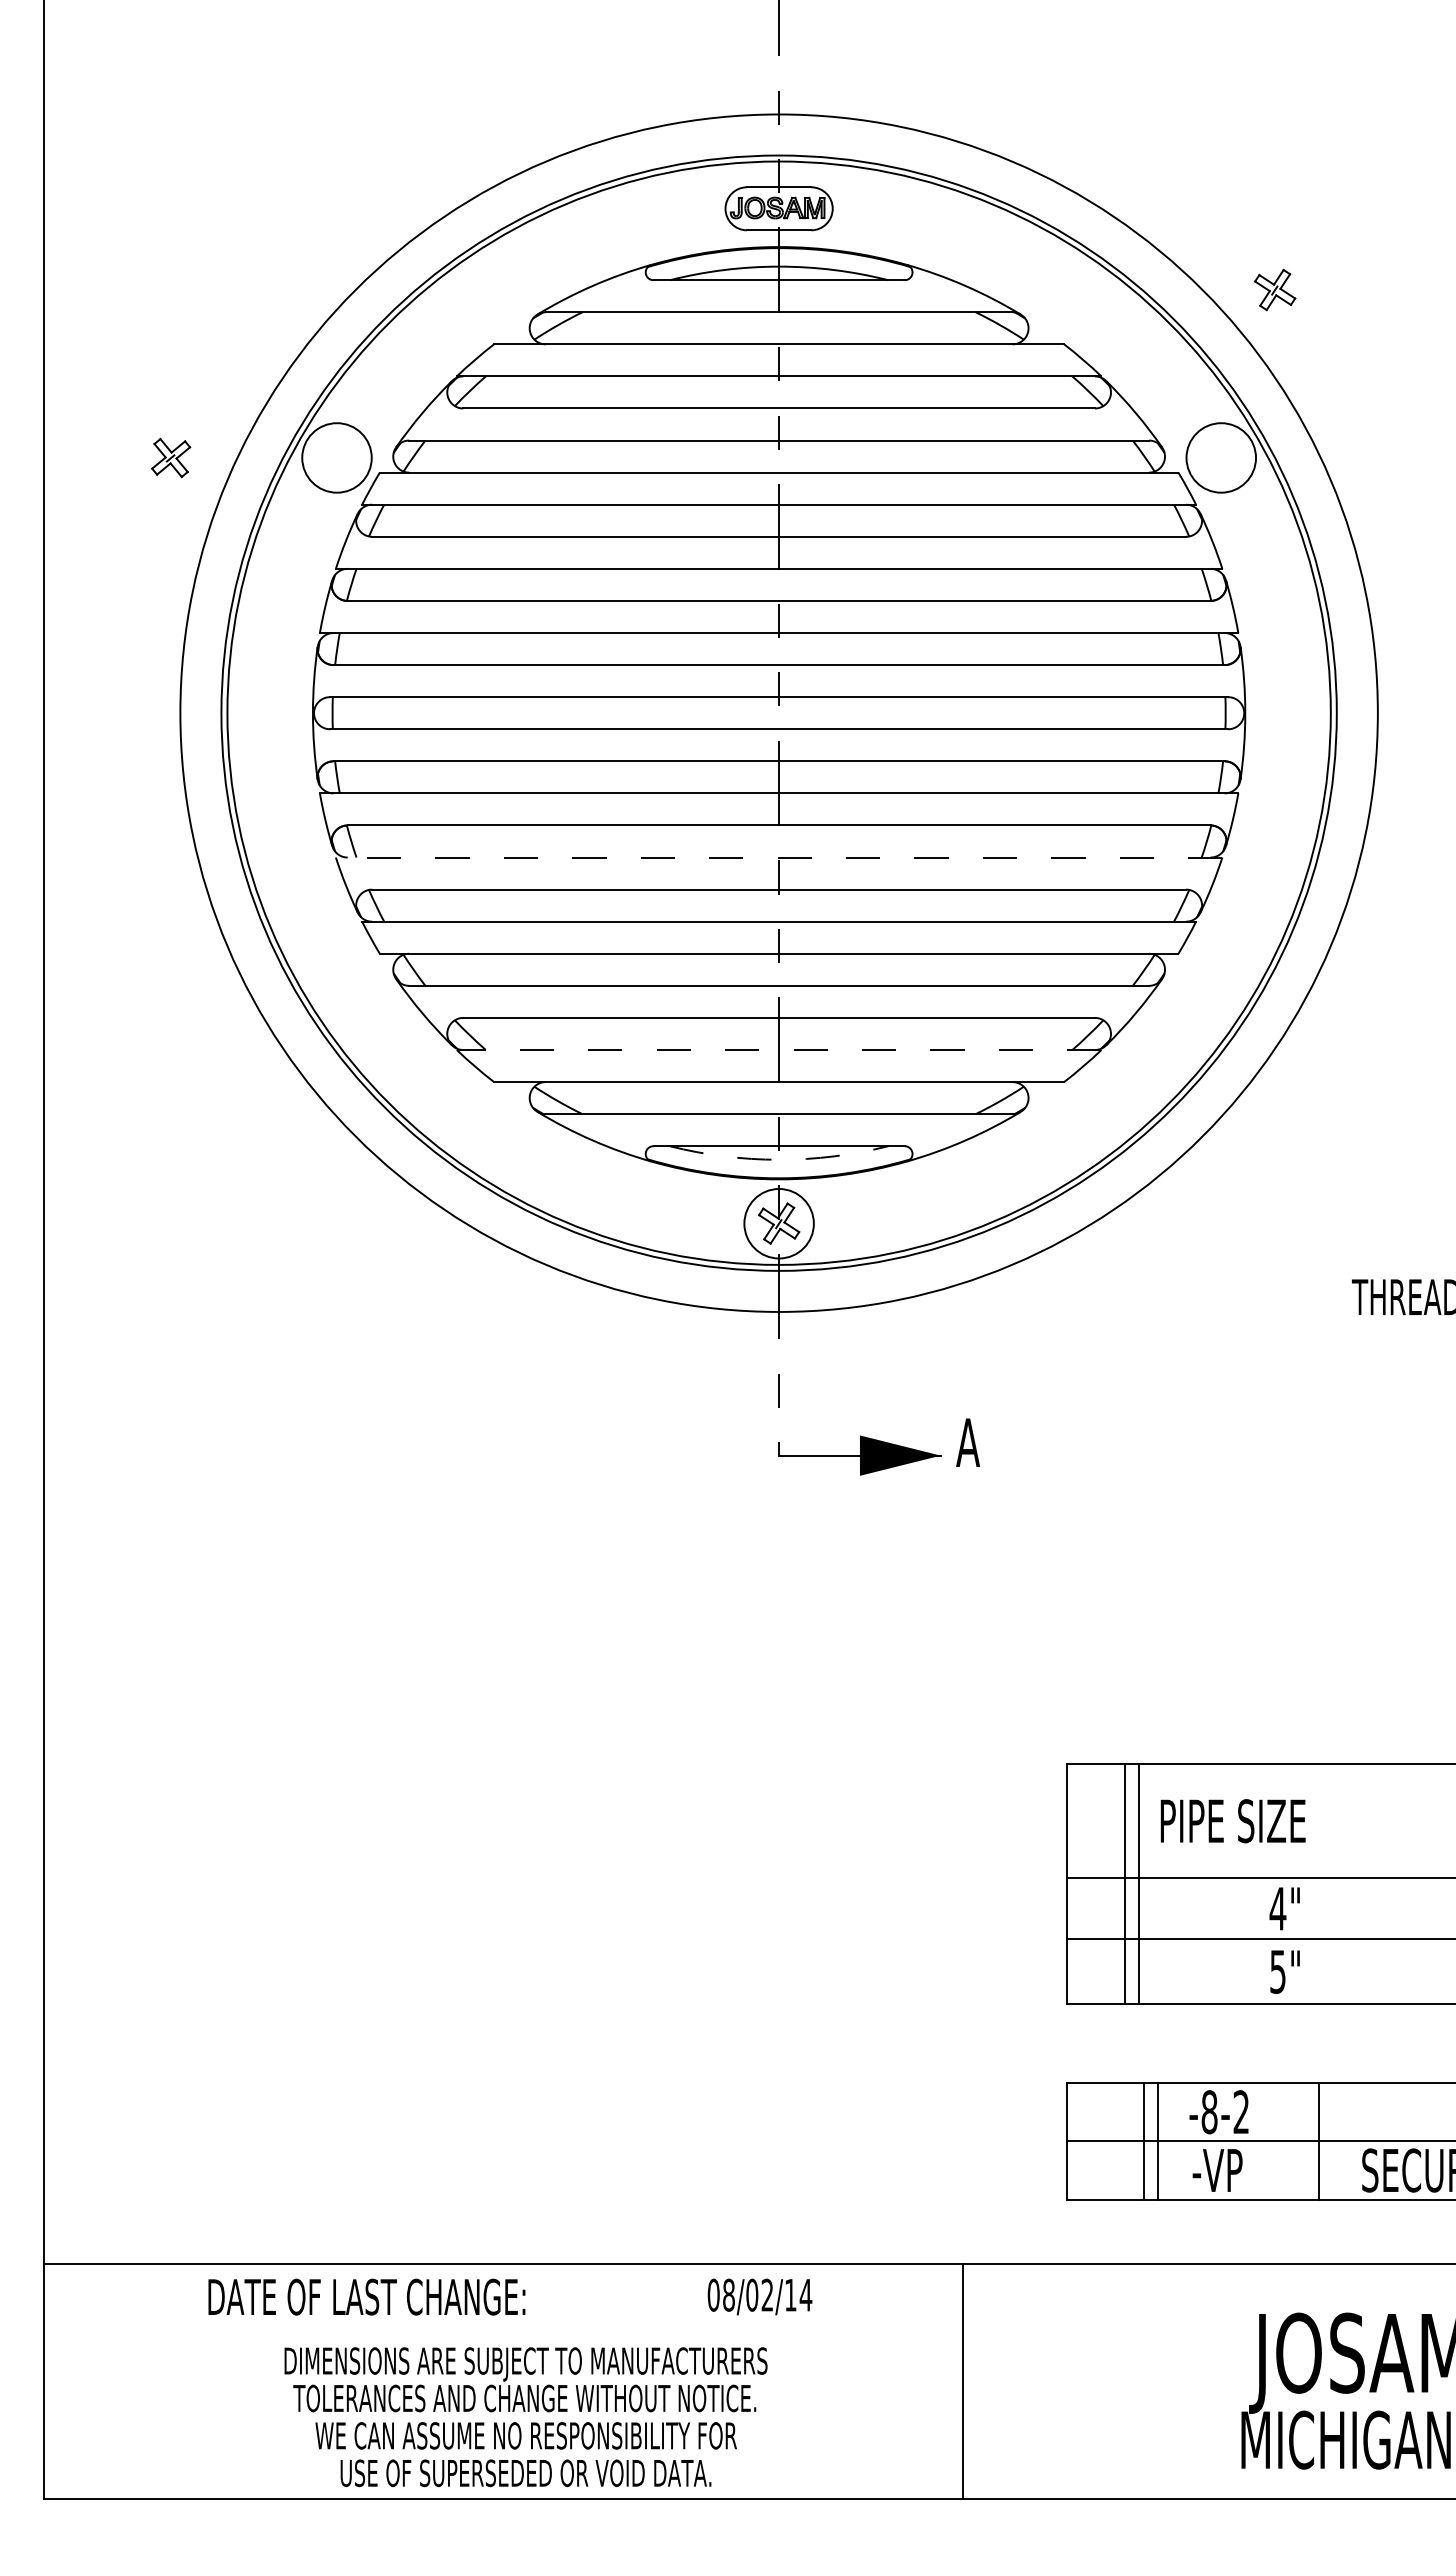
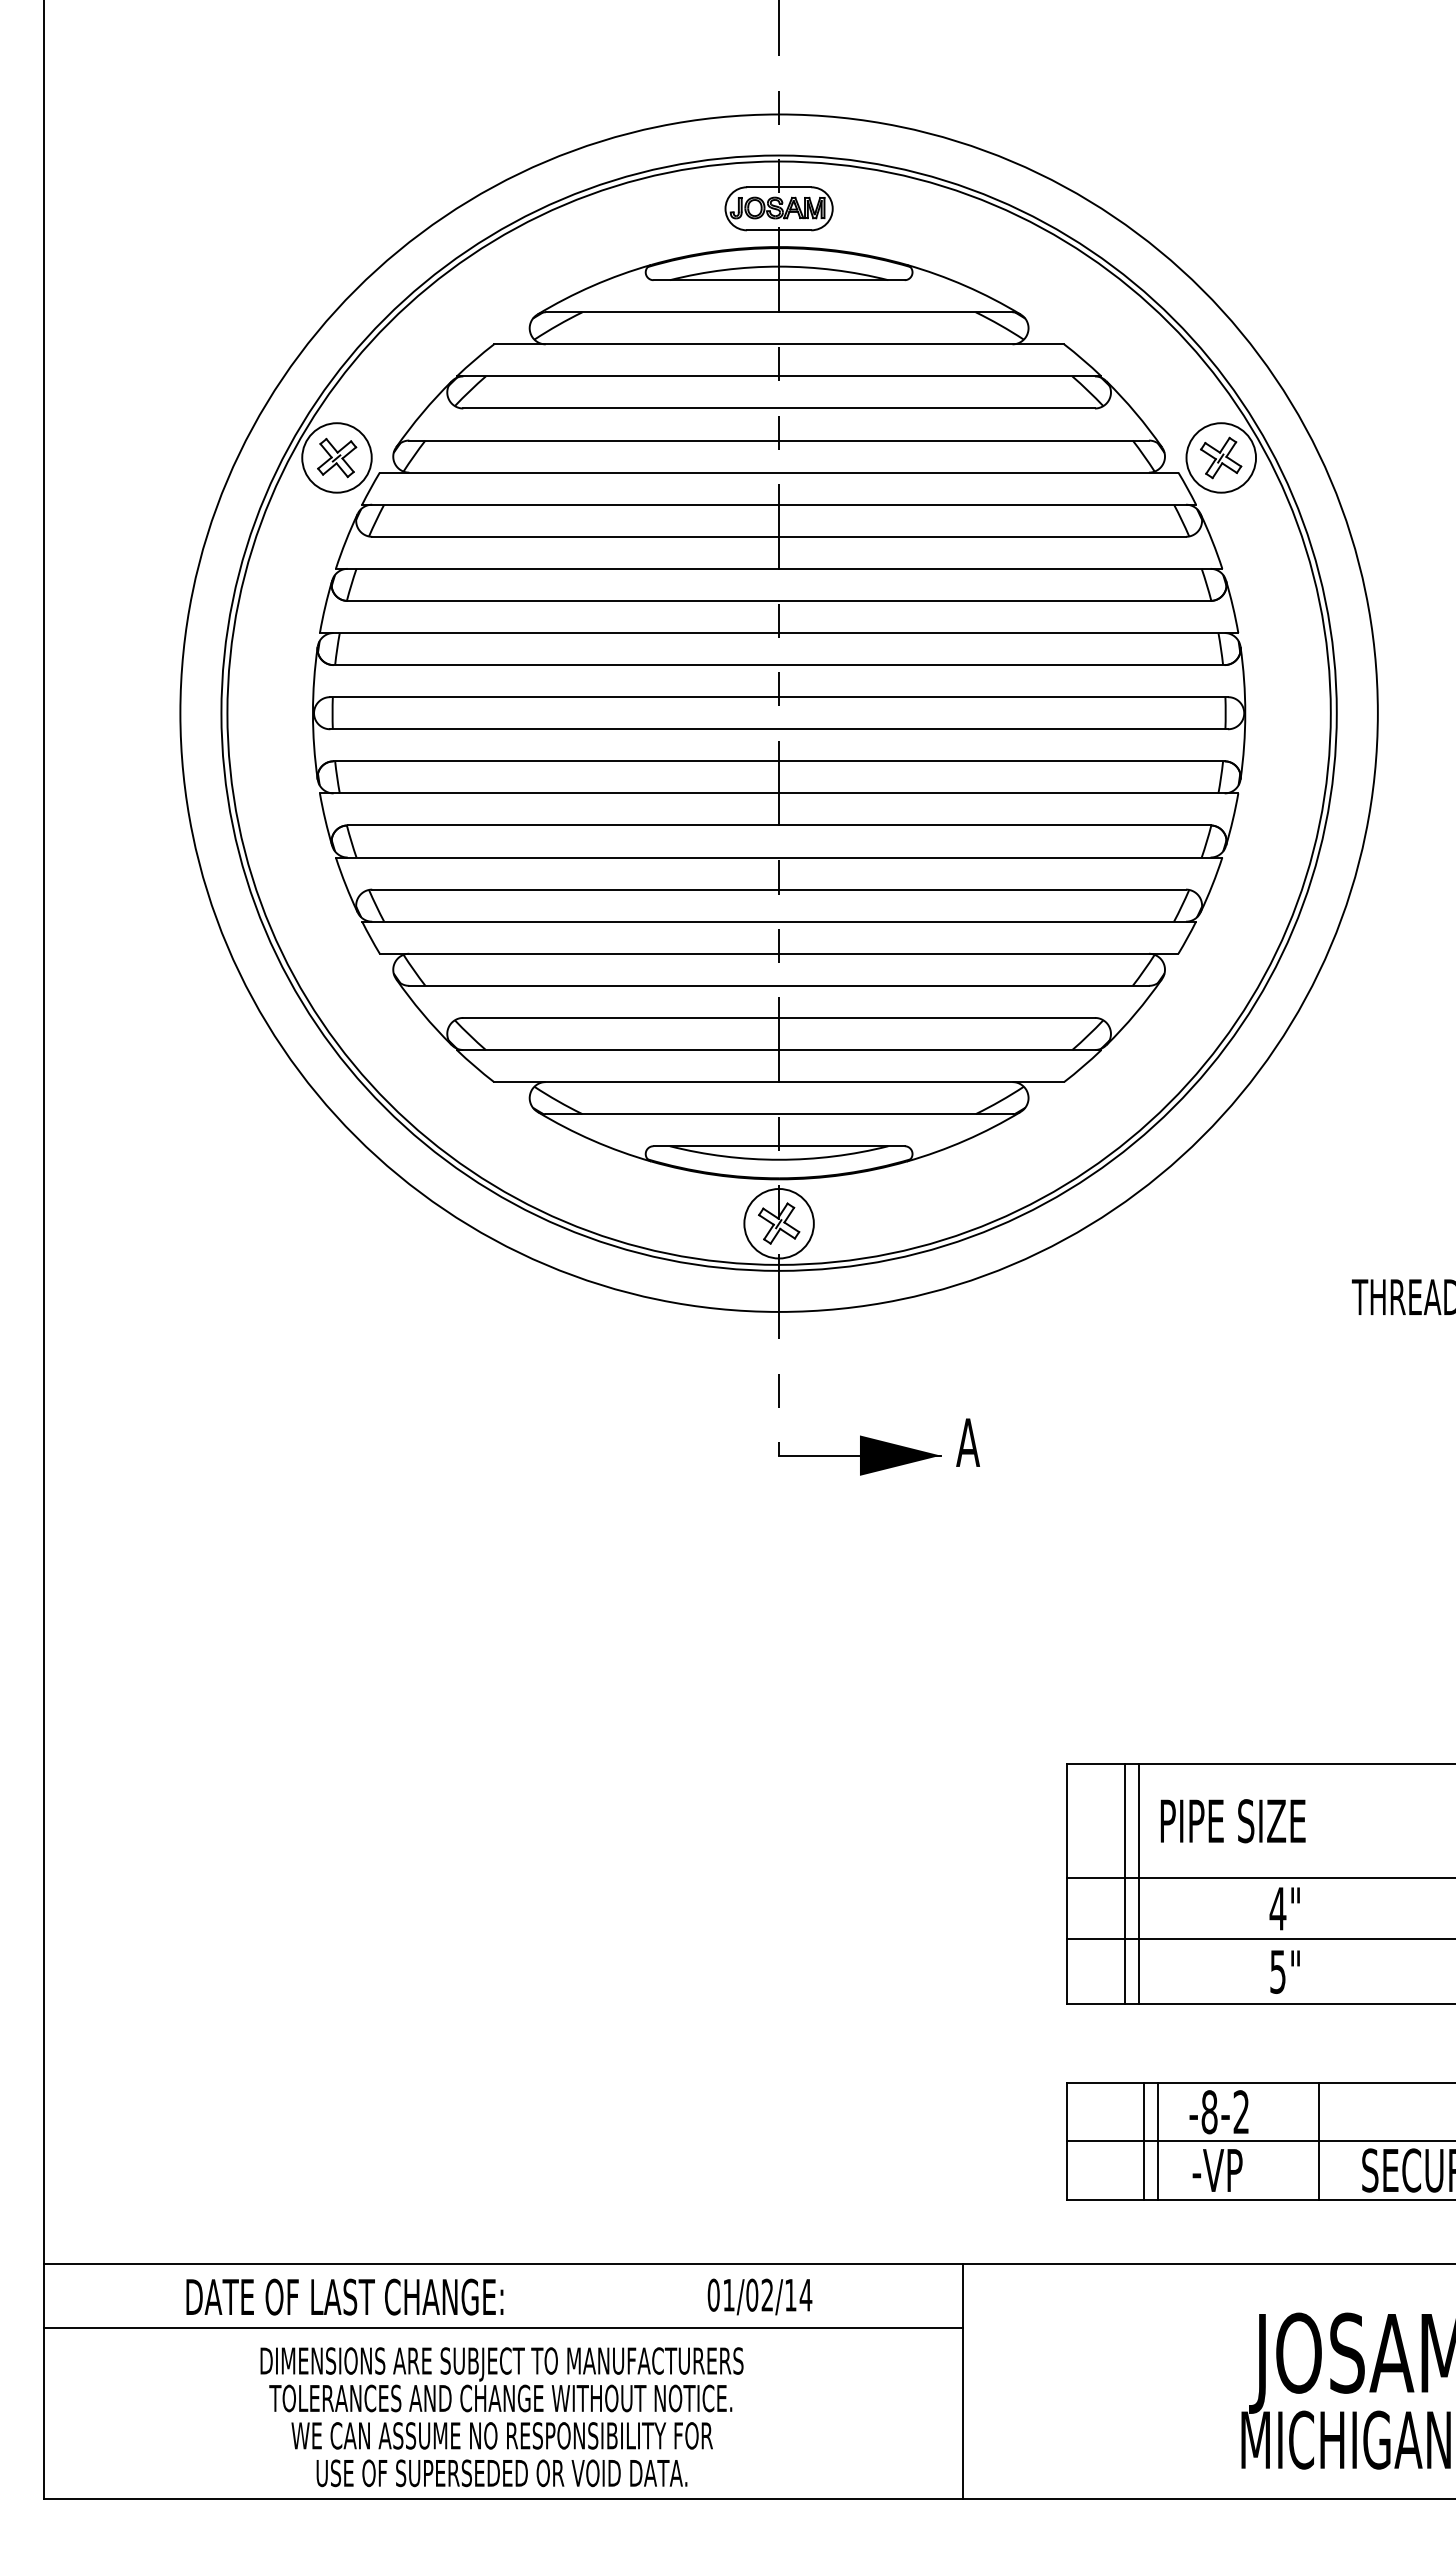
part position: (1275, 289) -> (1221, 457) (1221, 457)
part position: (171, 457) -> (337, 457) (337, 457)
line: dashed -> solid (778, 857)
line: dashed -> solid (778, 1050)
arc: dashed -> solid (779, 1159)
text: 08/02/14 -> 01/02/14 (728, 2294)
text position: (366, 2296) -> (344, 2296) (344, 2296)
line: none -> present (503, 2327)
text position: (525, 2417) -> (501, 2417) (501, 2417)
